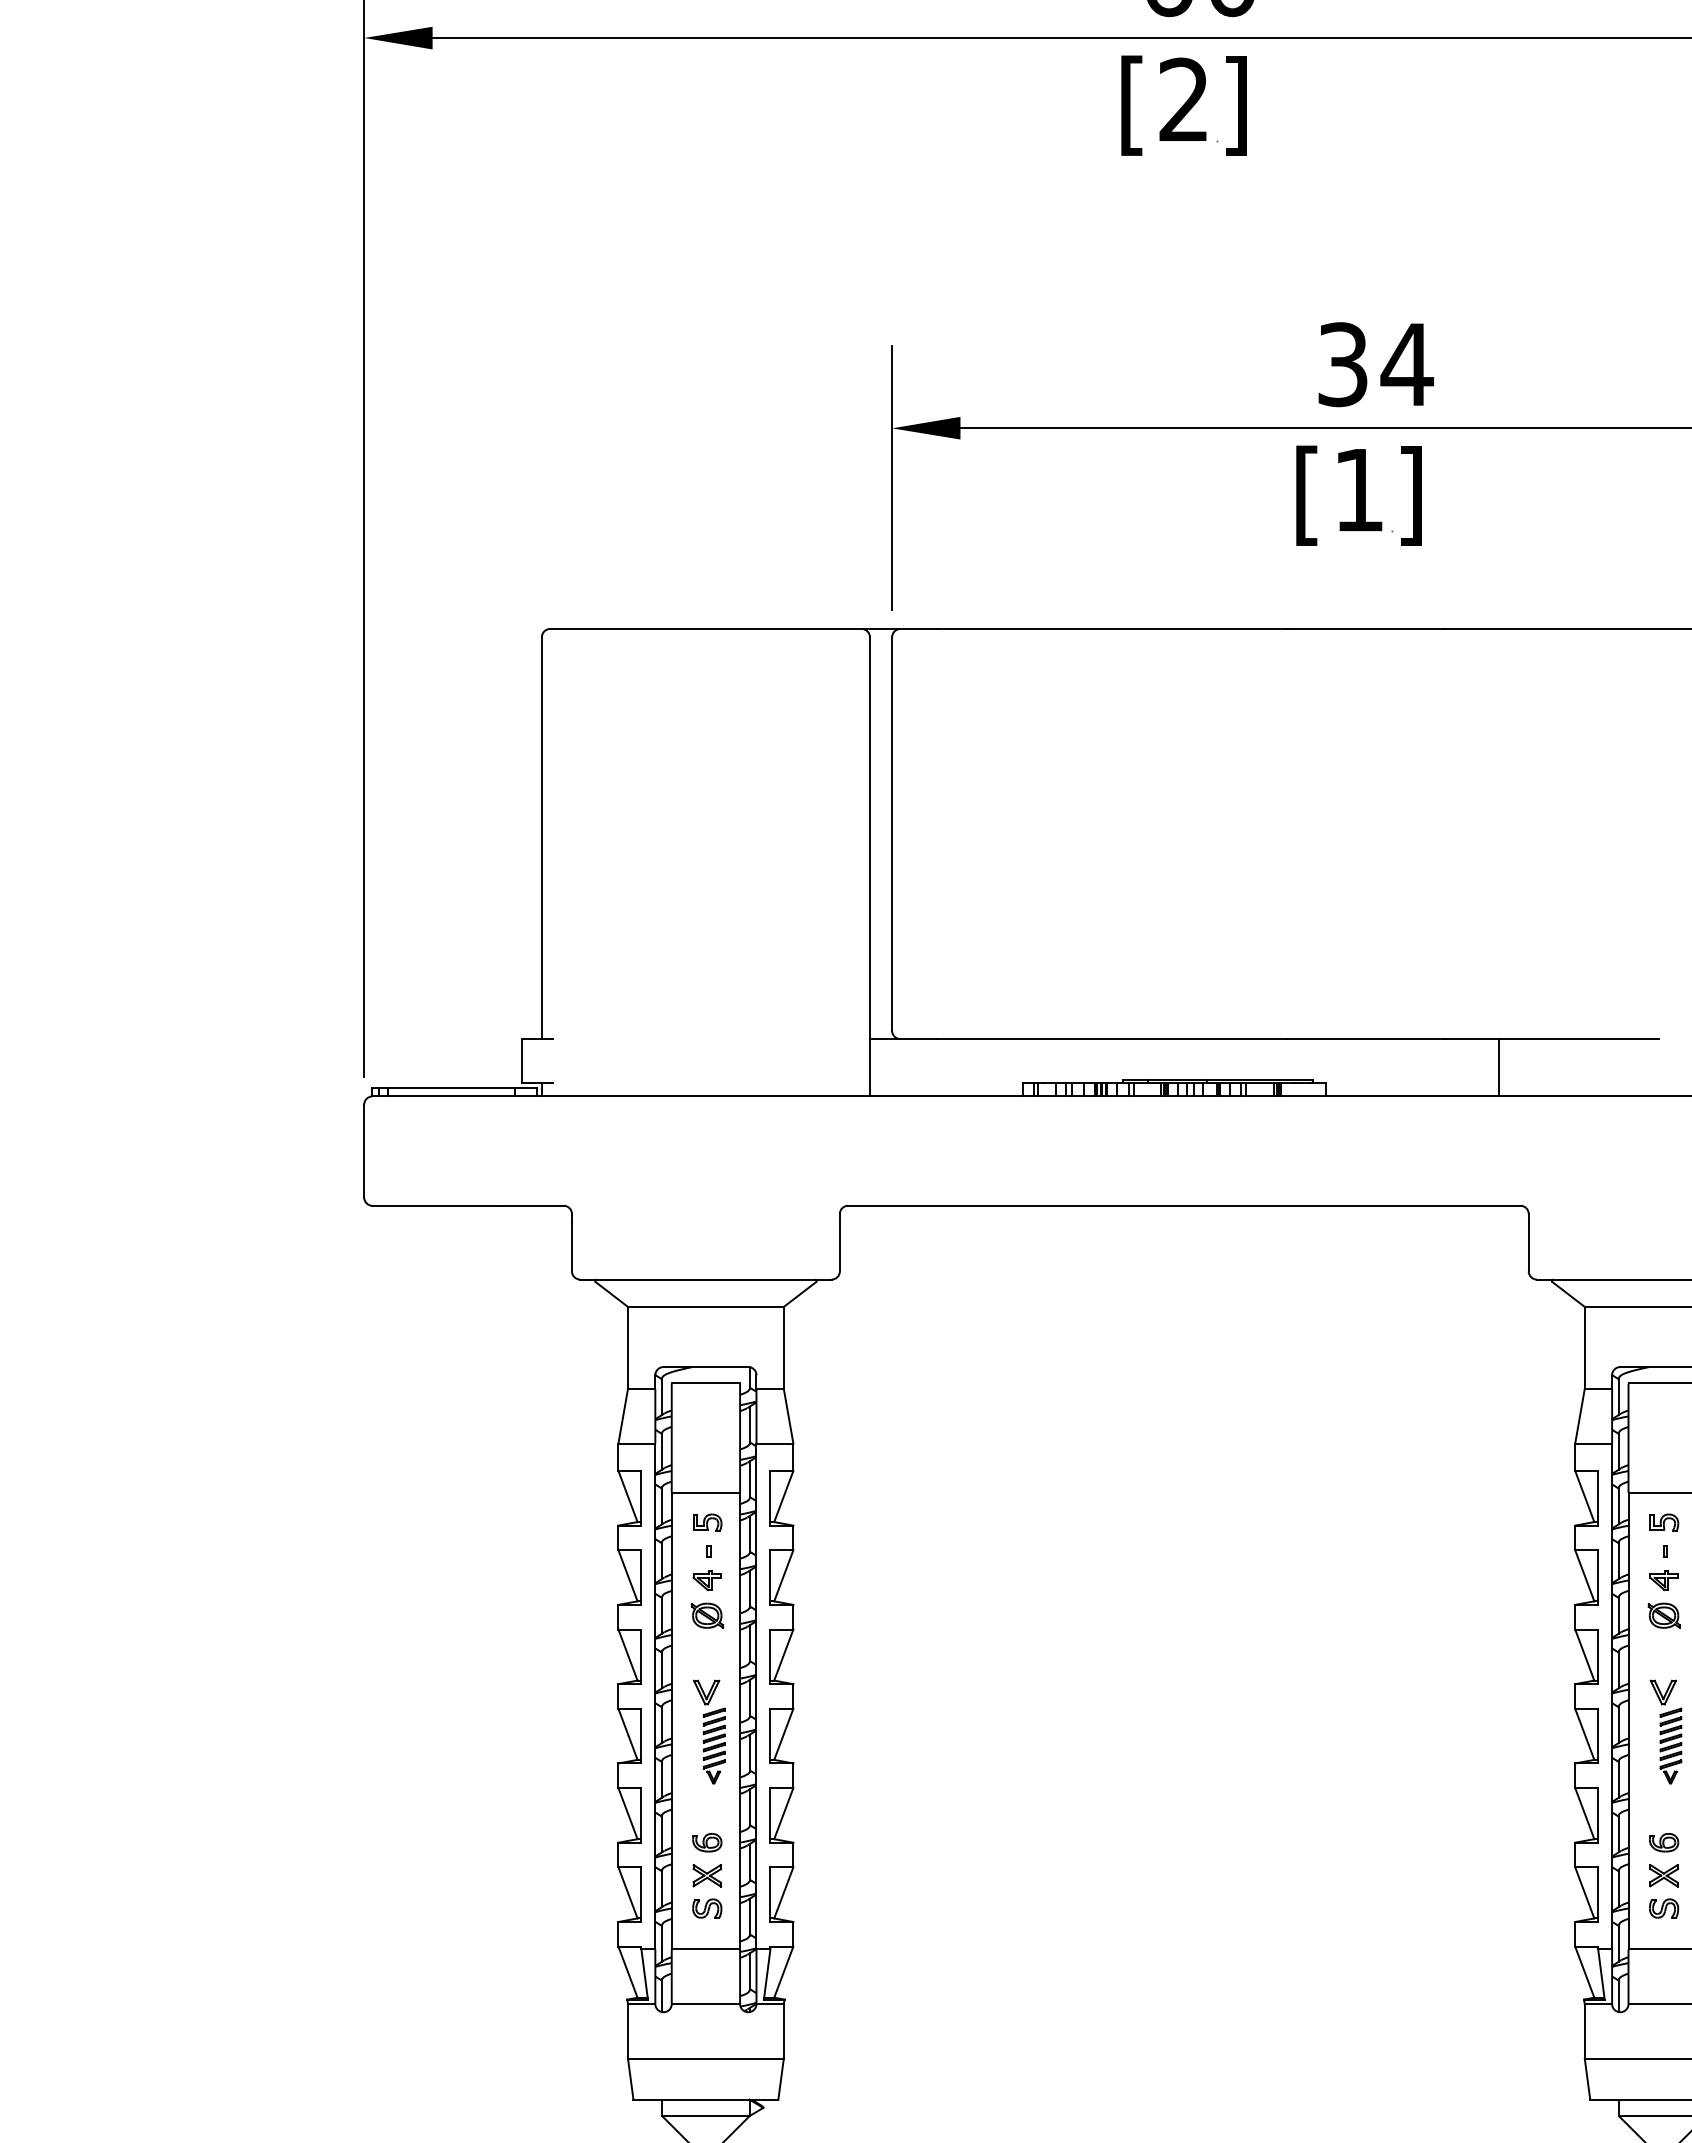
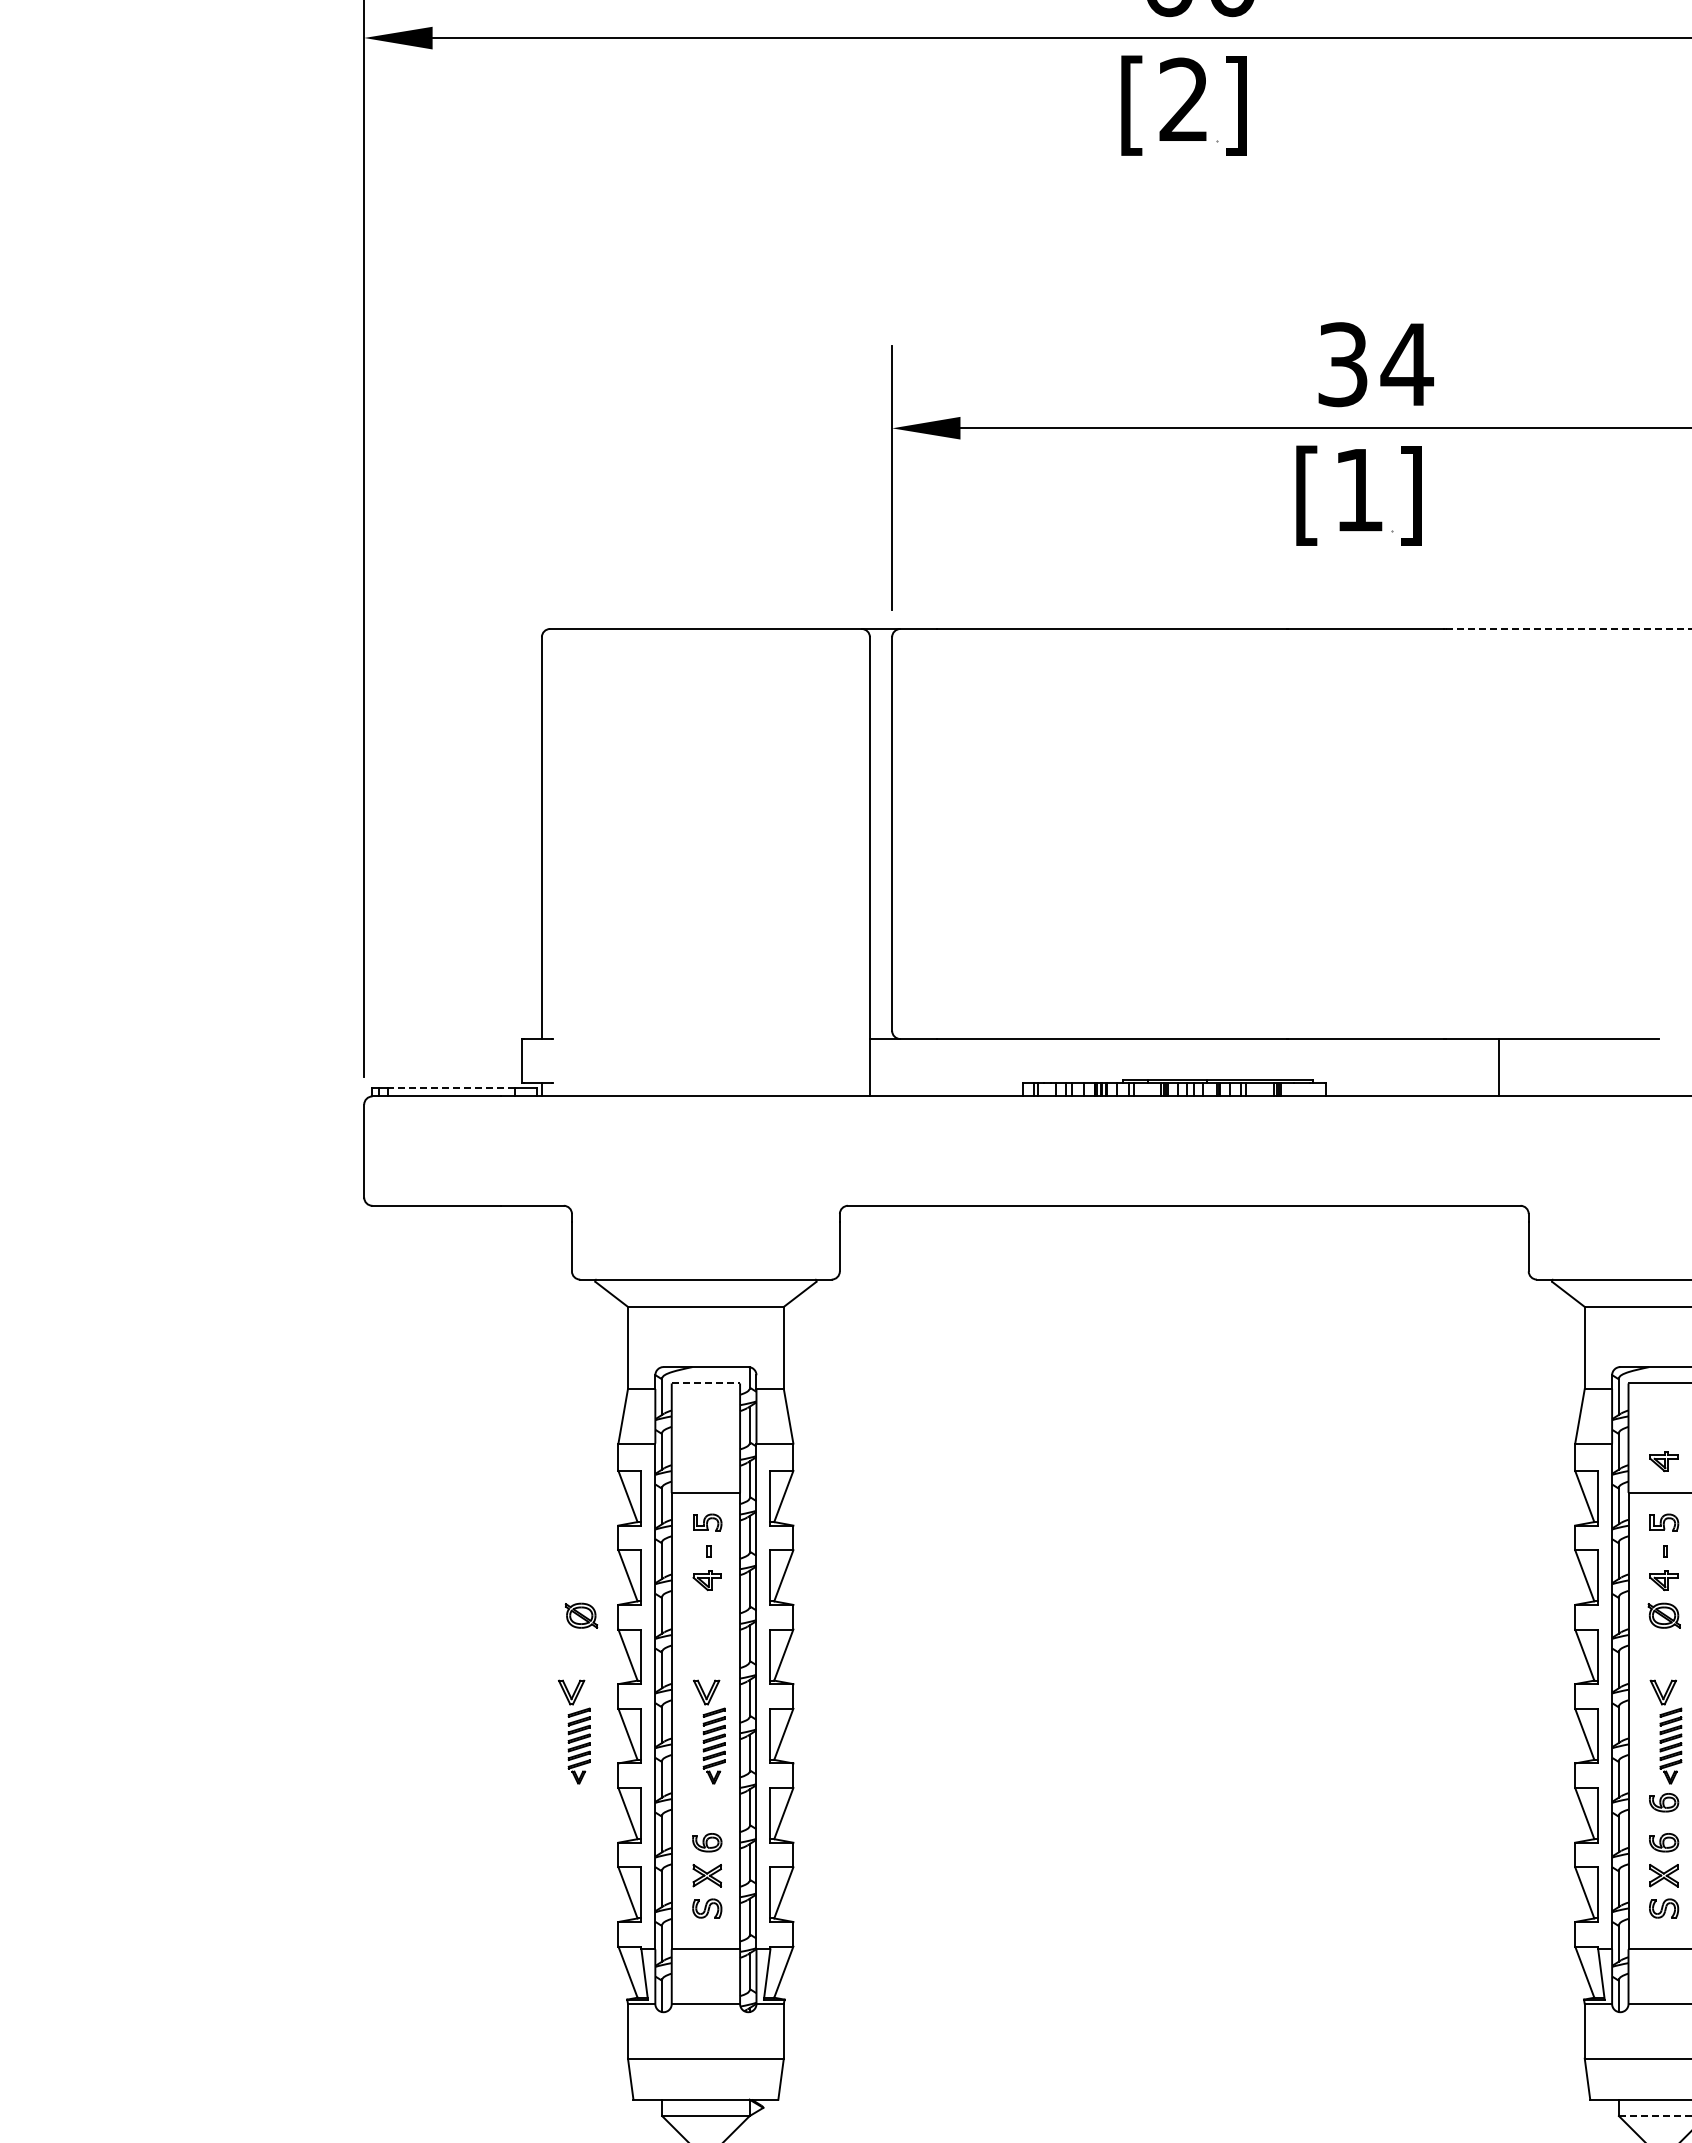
line: solid -> dashed (1568, 629)
line: solid -> dashed (451, 1088)
line: solid -> dashed (706, 1383)
part: none -> present (1663, 1461)
part position: (707, 1615) -> (581, 1615) (581, 1615)
part: none -> present (574, 1731)
part: none -> present (1664, 1802)
line: solid -> dashed (1655, 2116)
